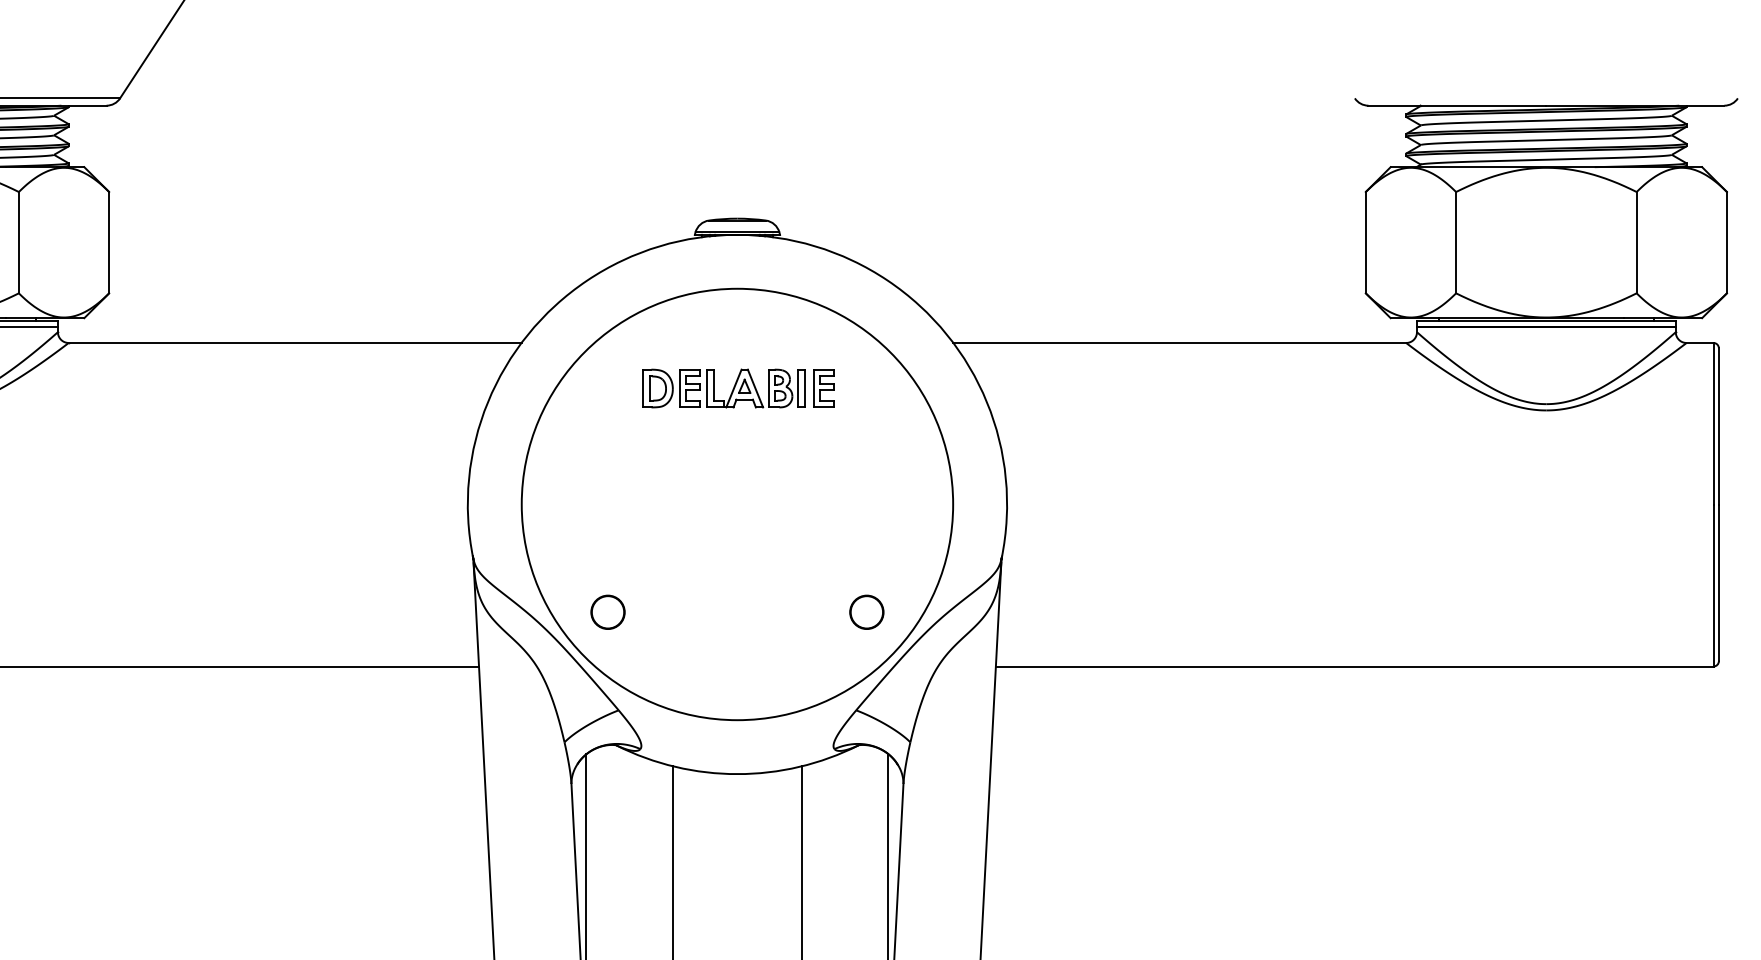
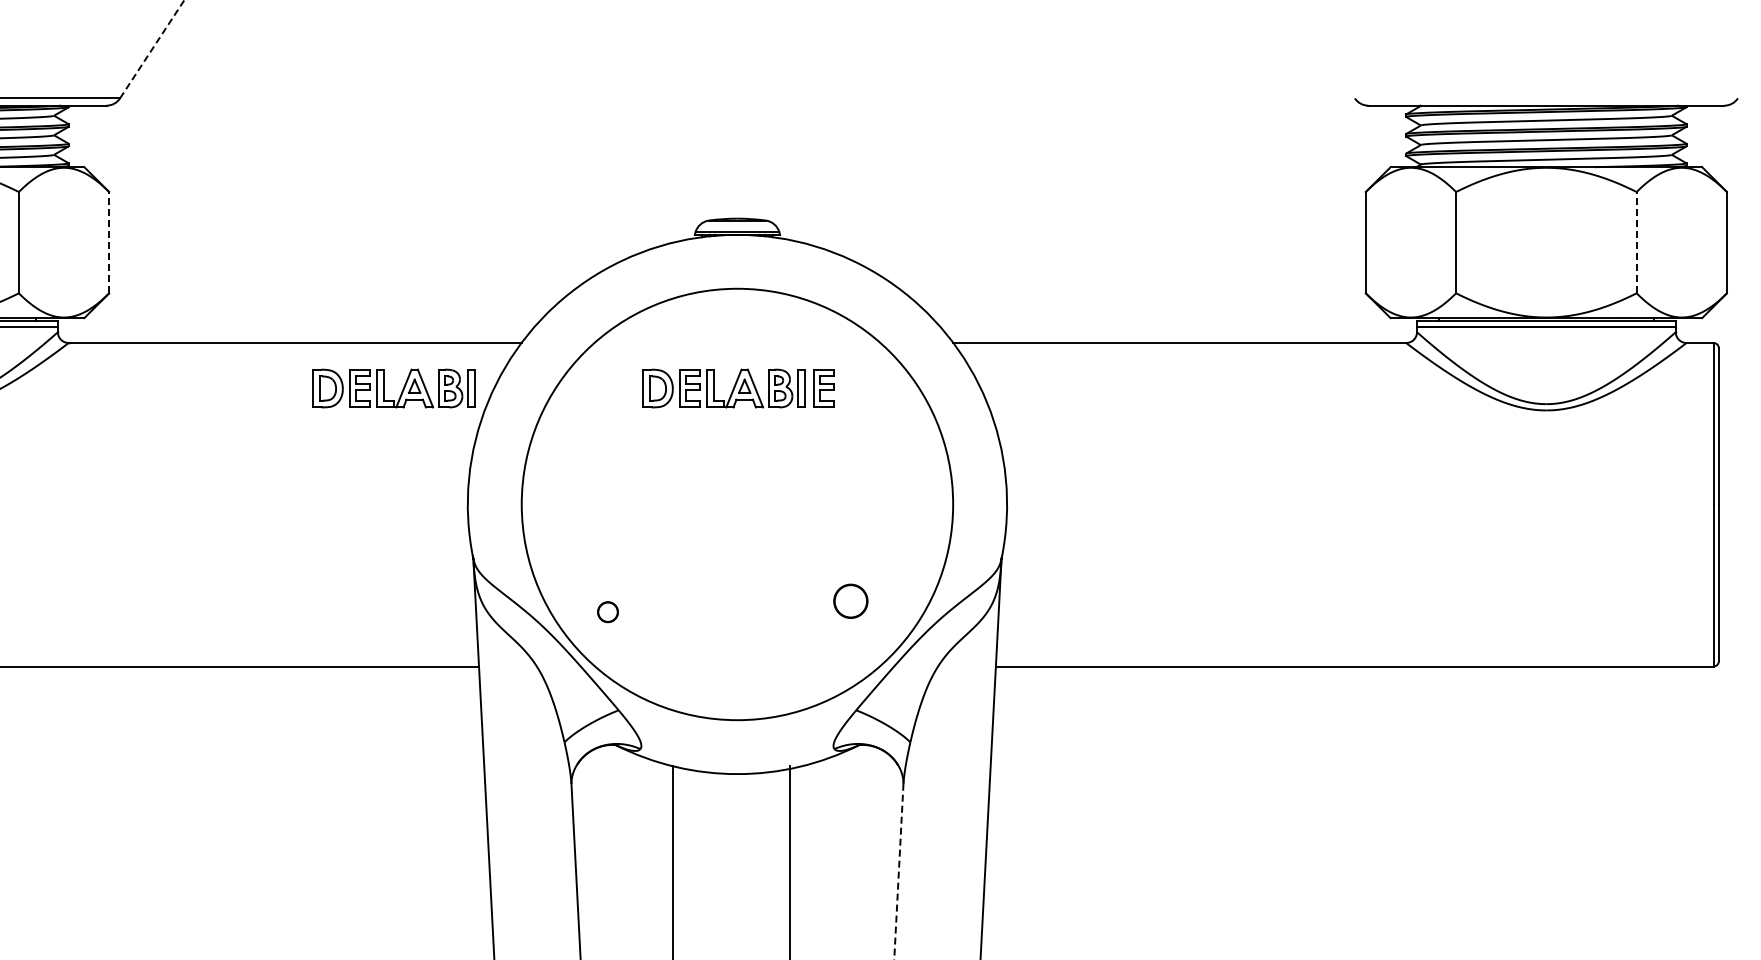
line: solid -> dashed (152, 49)
line: solid -> dashed (109, 242)
line: solid -> dashed (1636, 242)
part: none -> present (401, 391)
circle size: 36x36 px -> 22x23 px (607, 612)
circle position: (866, 611) -> (850, 600) (850, 600)
line: present -> none (586, 855)
line: present -> none (888, 855)
line position: (802, 861) -> (790, 861) (790, 861)
line: solid -> dashed (898, 871)
